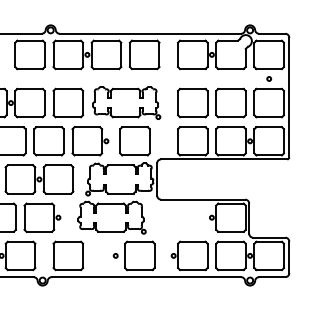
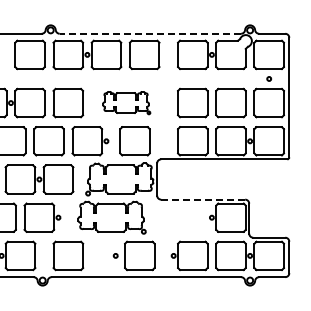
line: solid -> dashed (150, 33)
part size: 70x34 px -> 50x25 px (126, 103)
line: solid -> dashed (202, 199)
